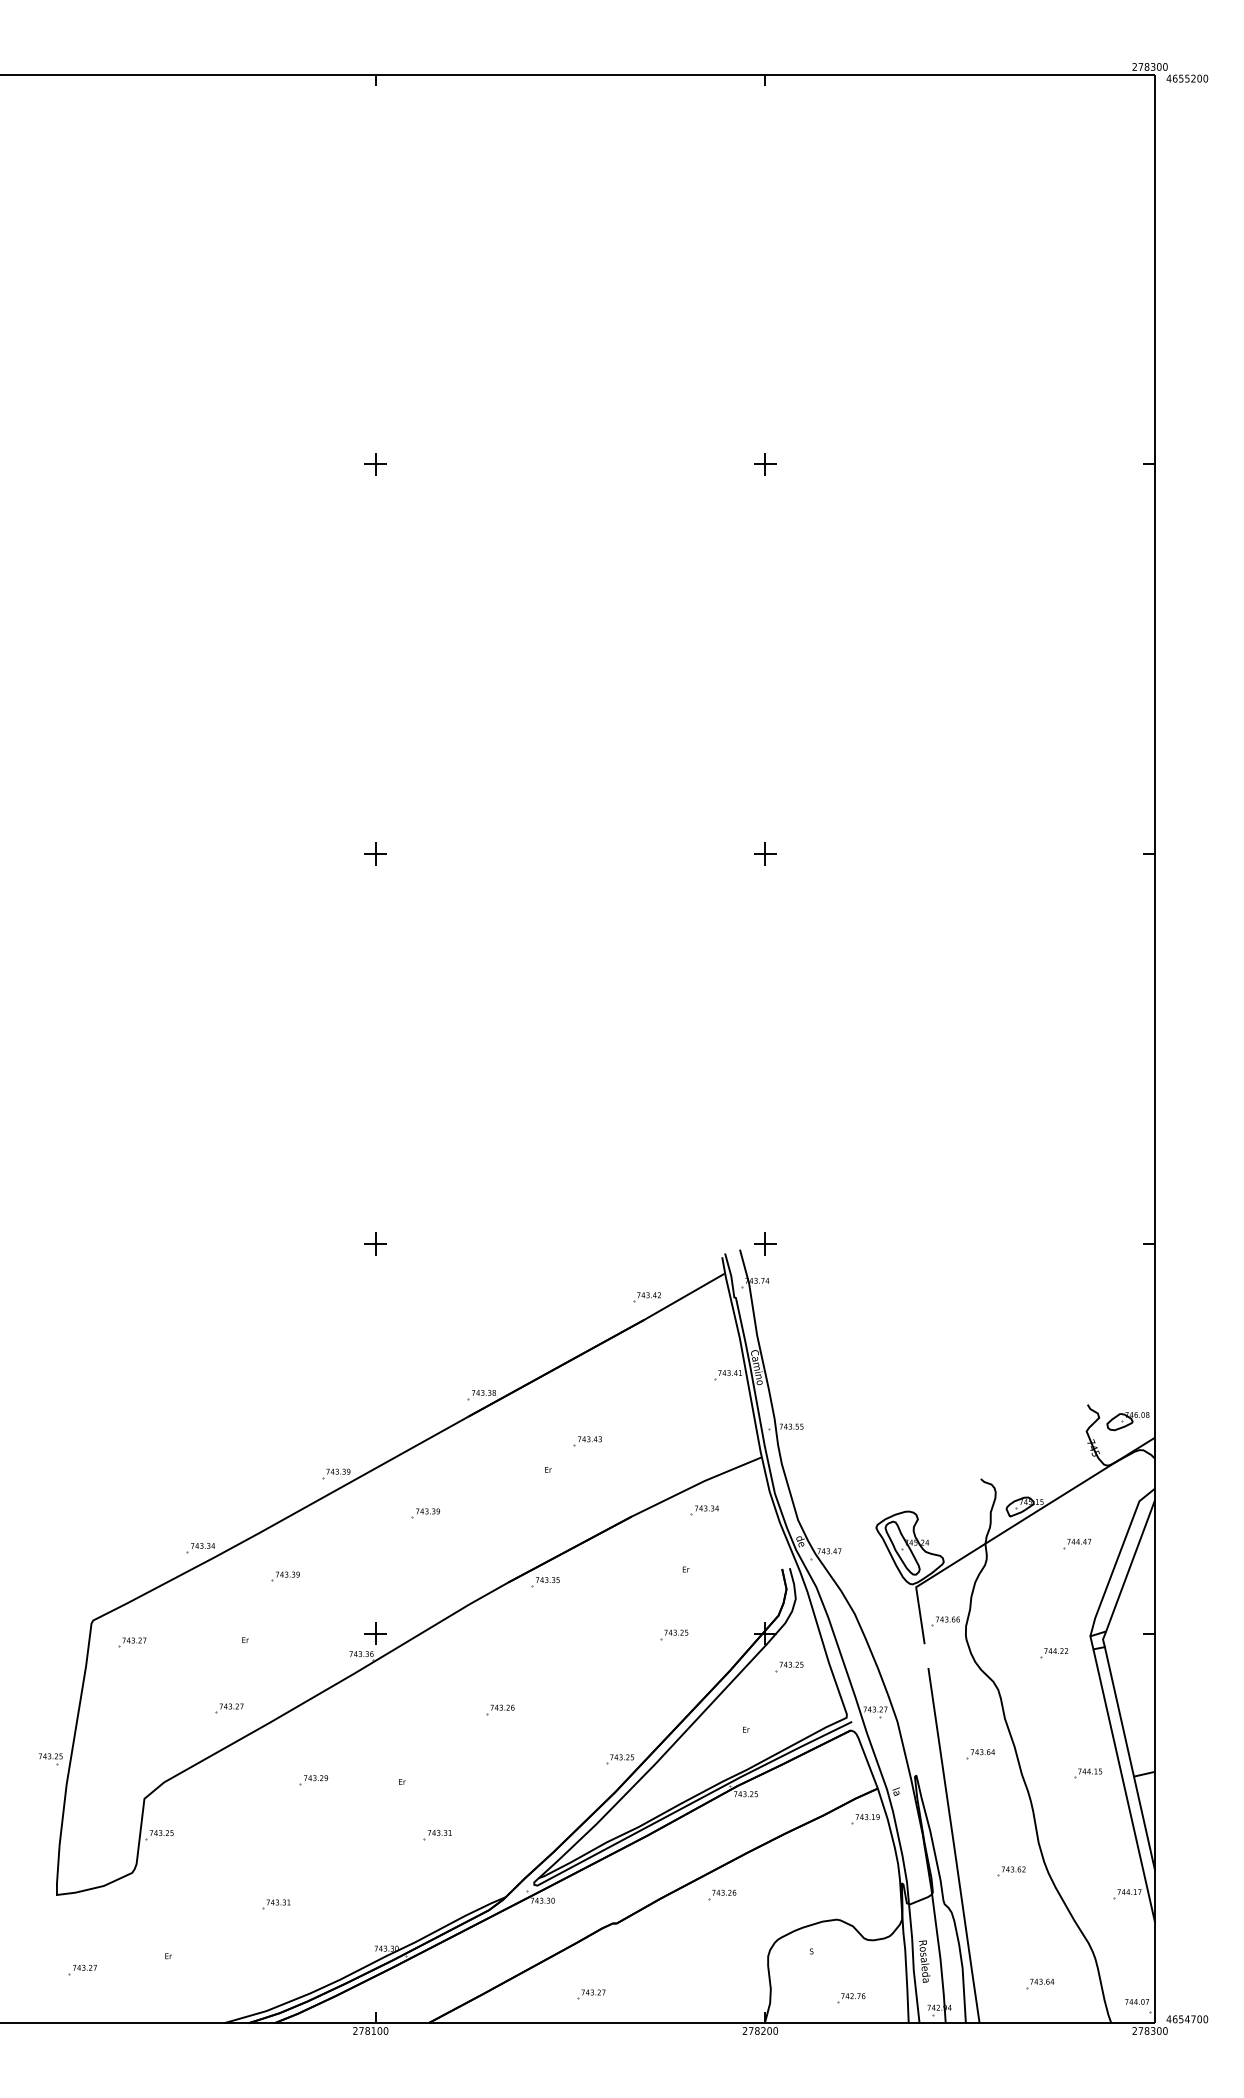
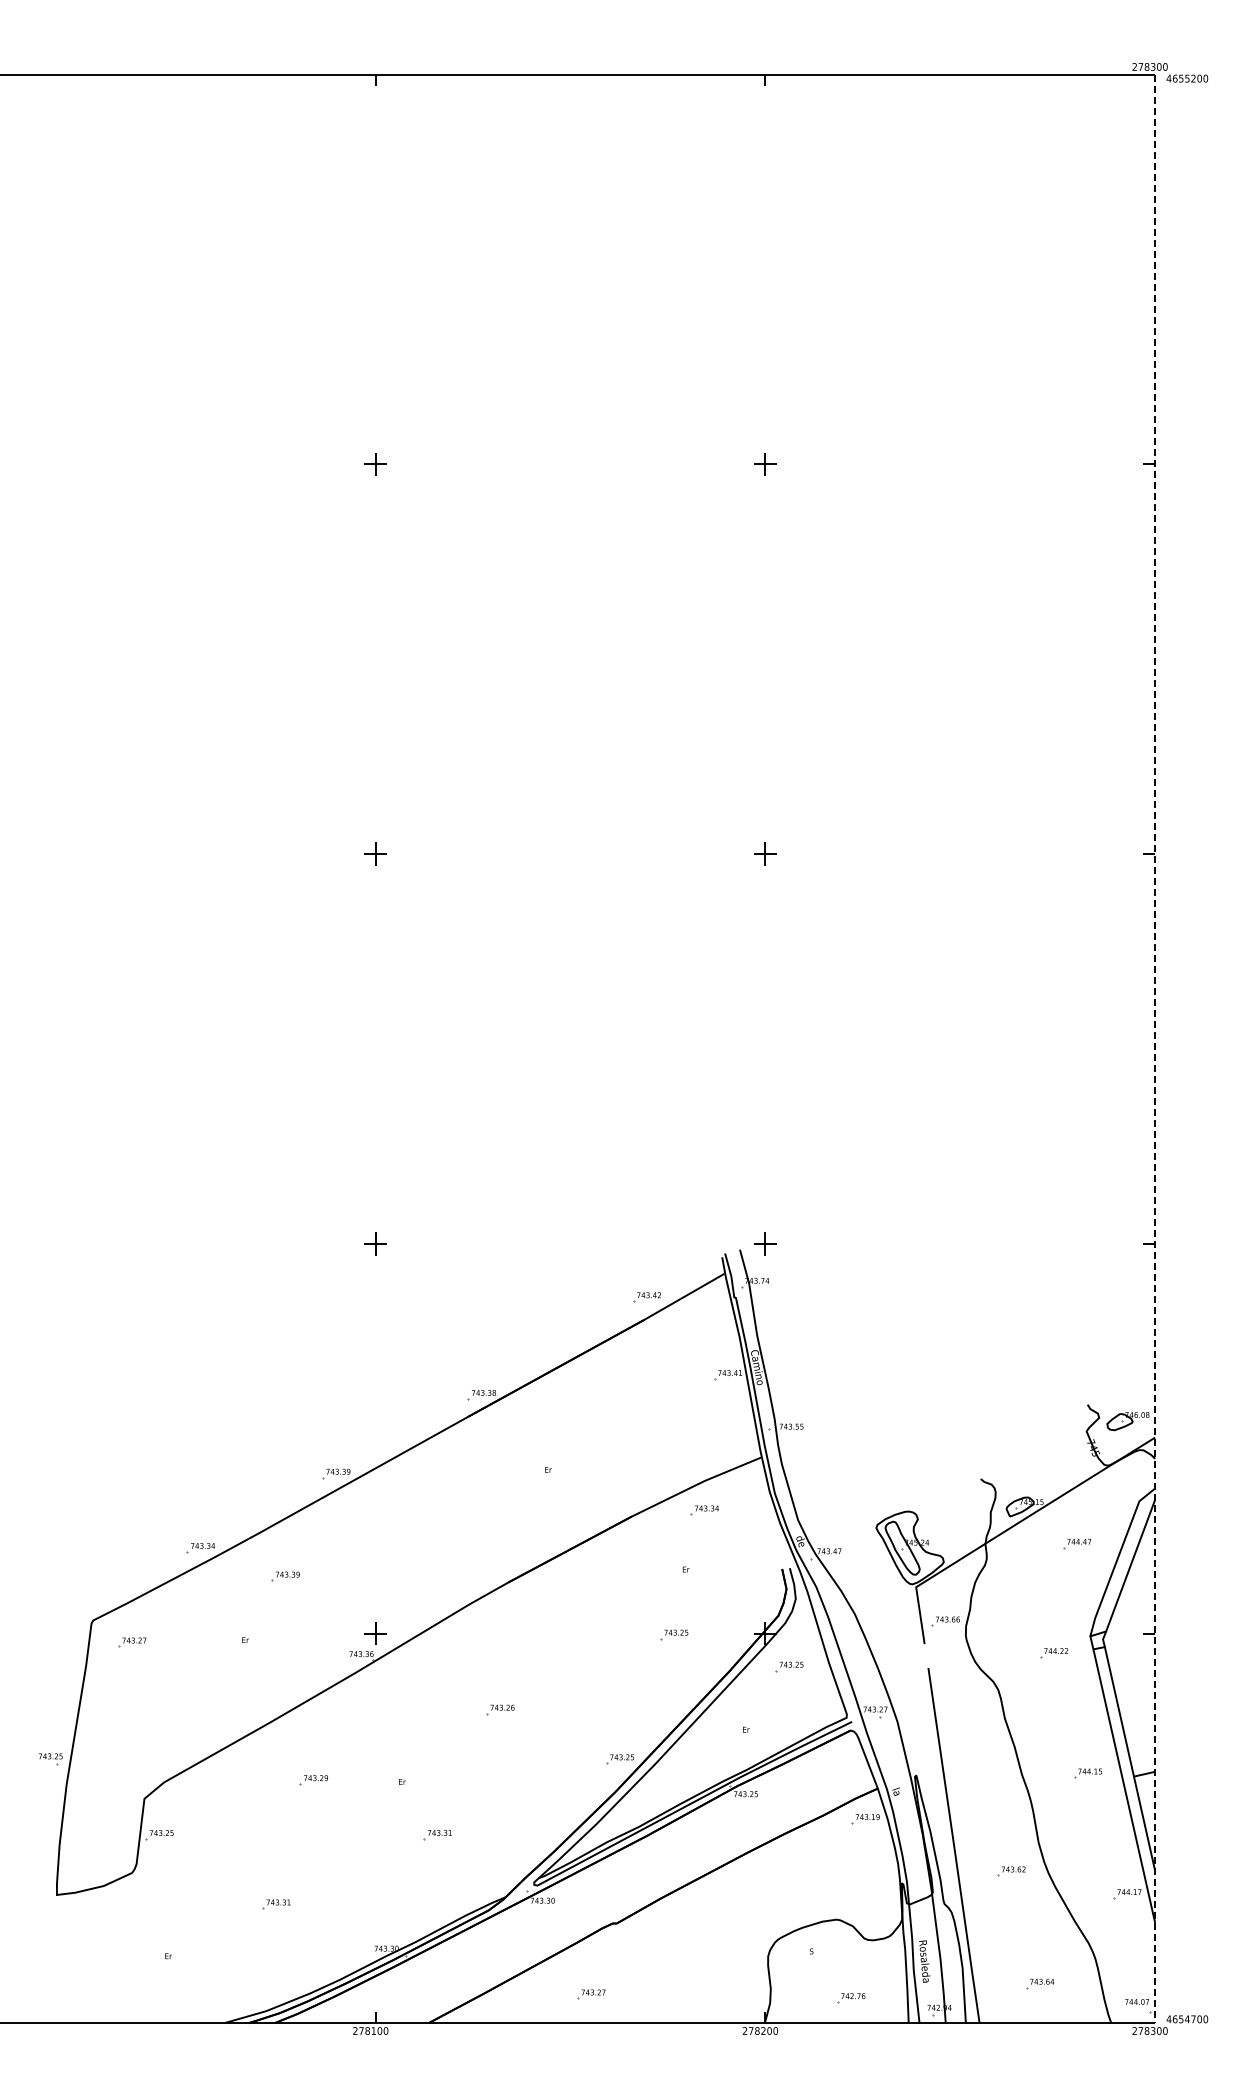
line: solid -> dashed (1155, 1049)
part: present -> none (587, 1441)
part: present -> none (425, 1513)
part: present -> none (545, 1582)
part: present -> none (229, 1708)
part: present -> none (980, 1754)
part: present -> none (722, 1894)
part: present -> none (82, 1969)
